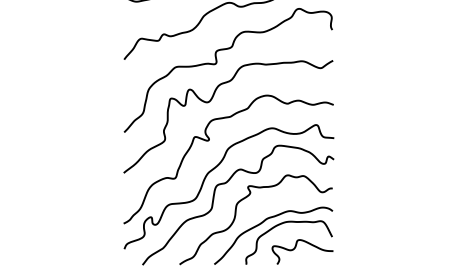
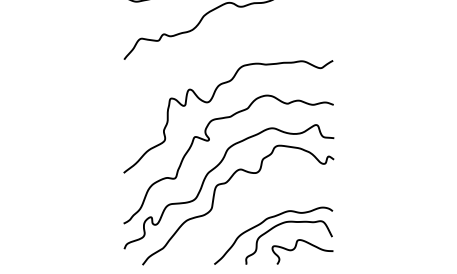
curve: present -> none (217, 63)
curve: present -> none (236, 215)
